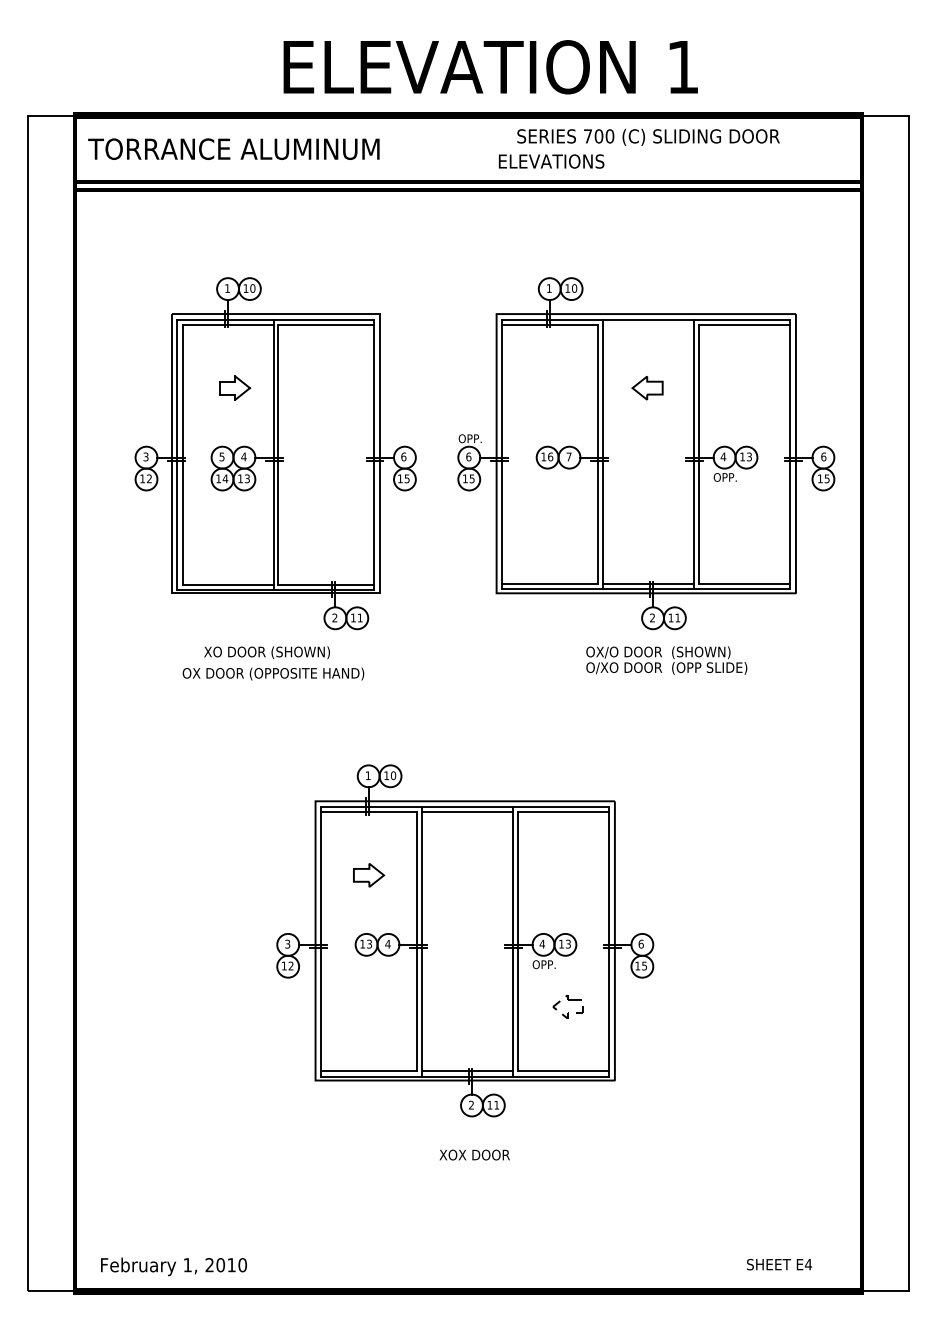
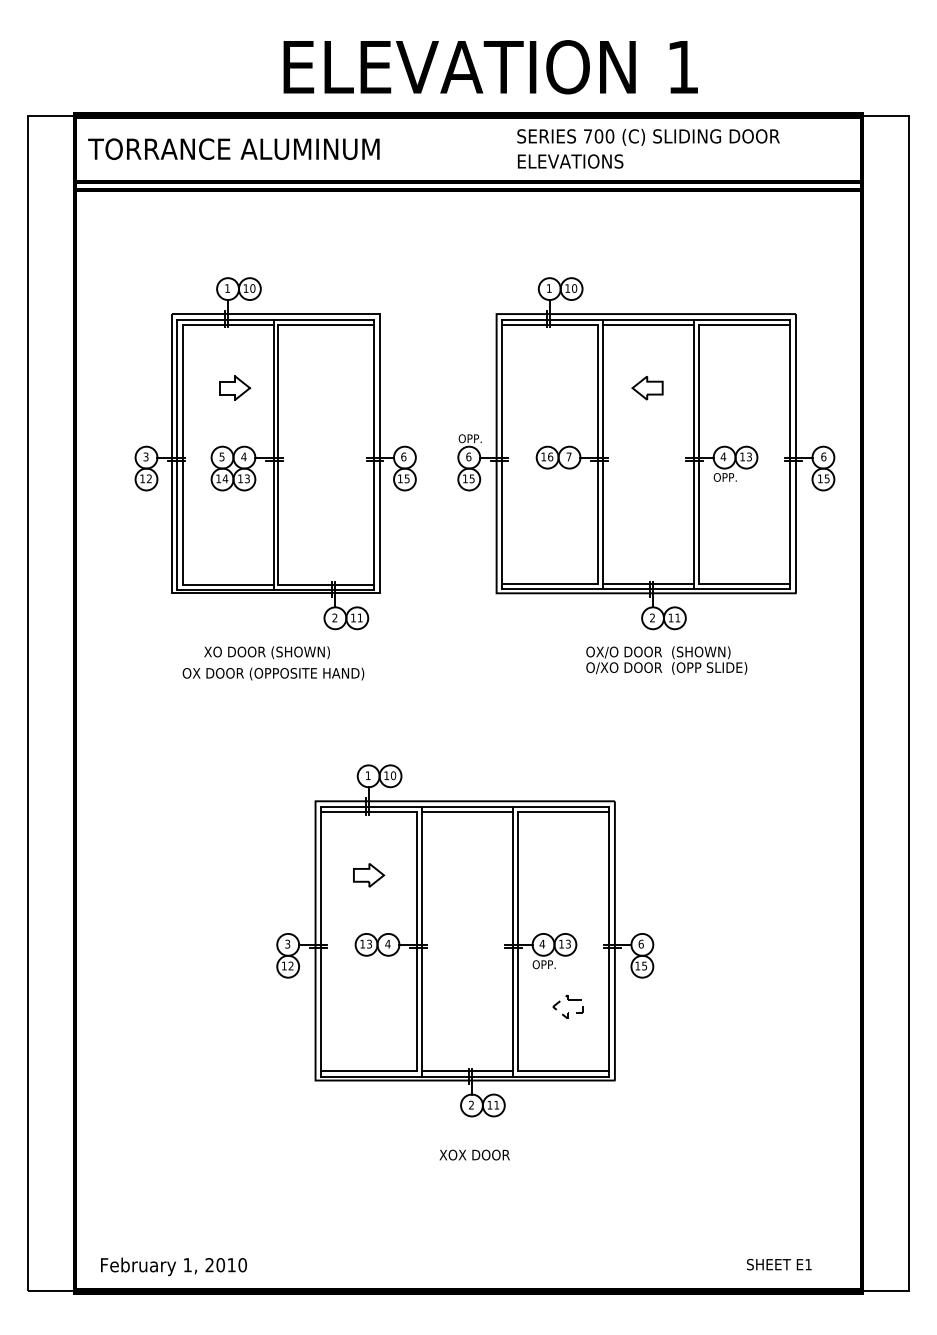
text position: (551, 161) -> (570, 161) (570, 161)
line: none -> present (648, 324)
text: E4 -> E1 (808, 1264)
